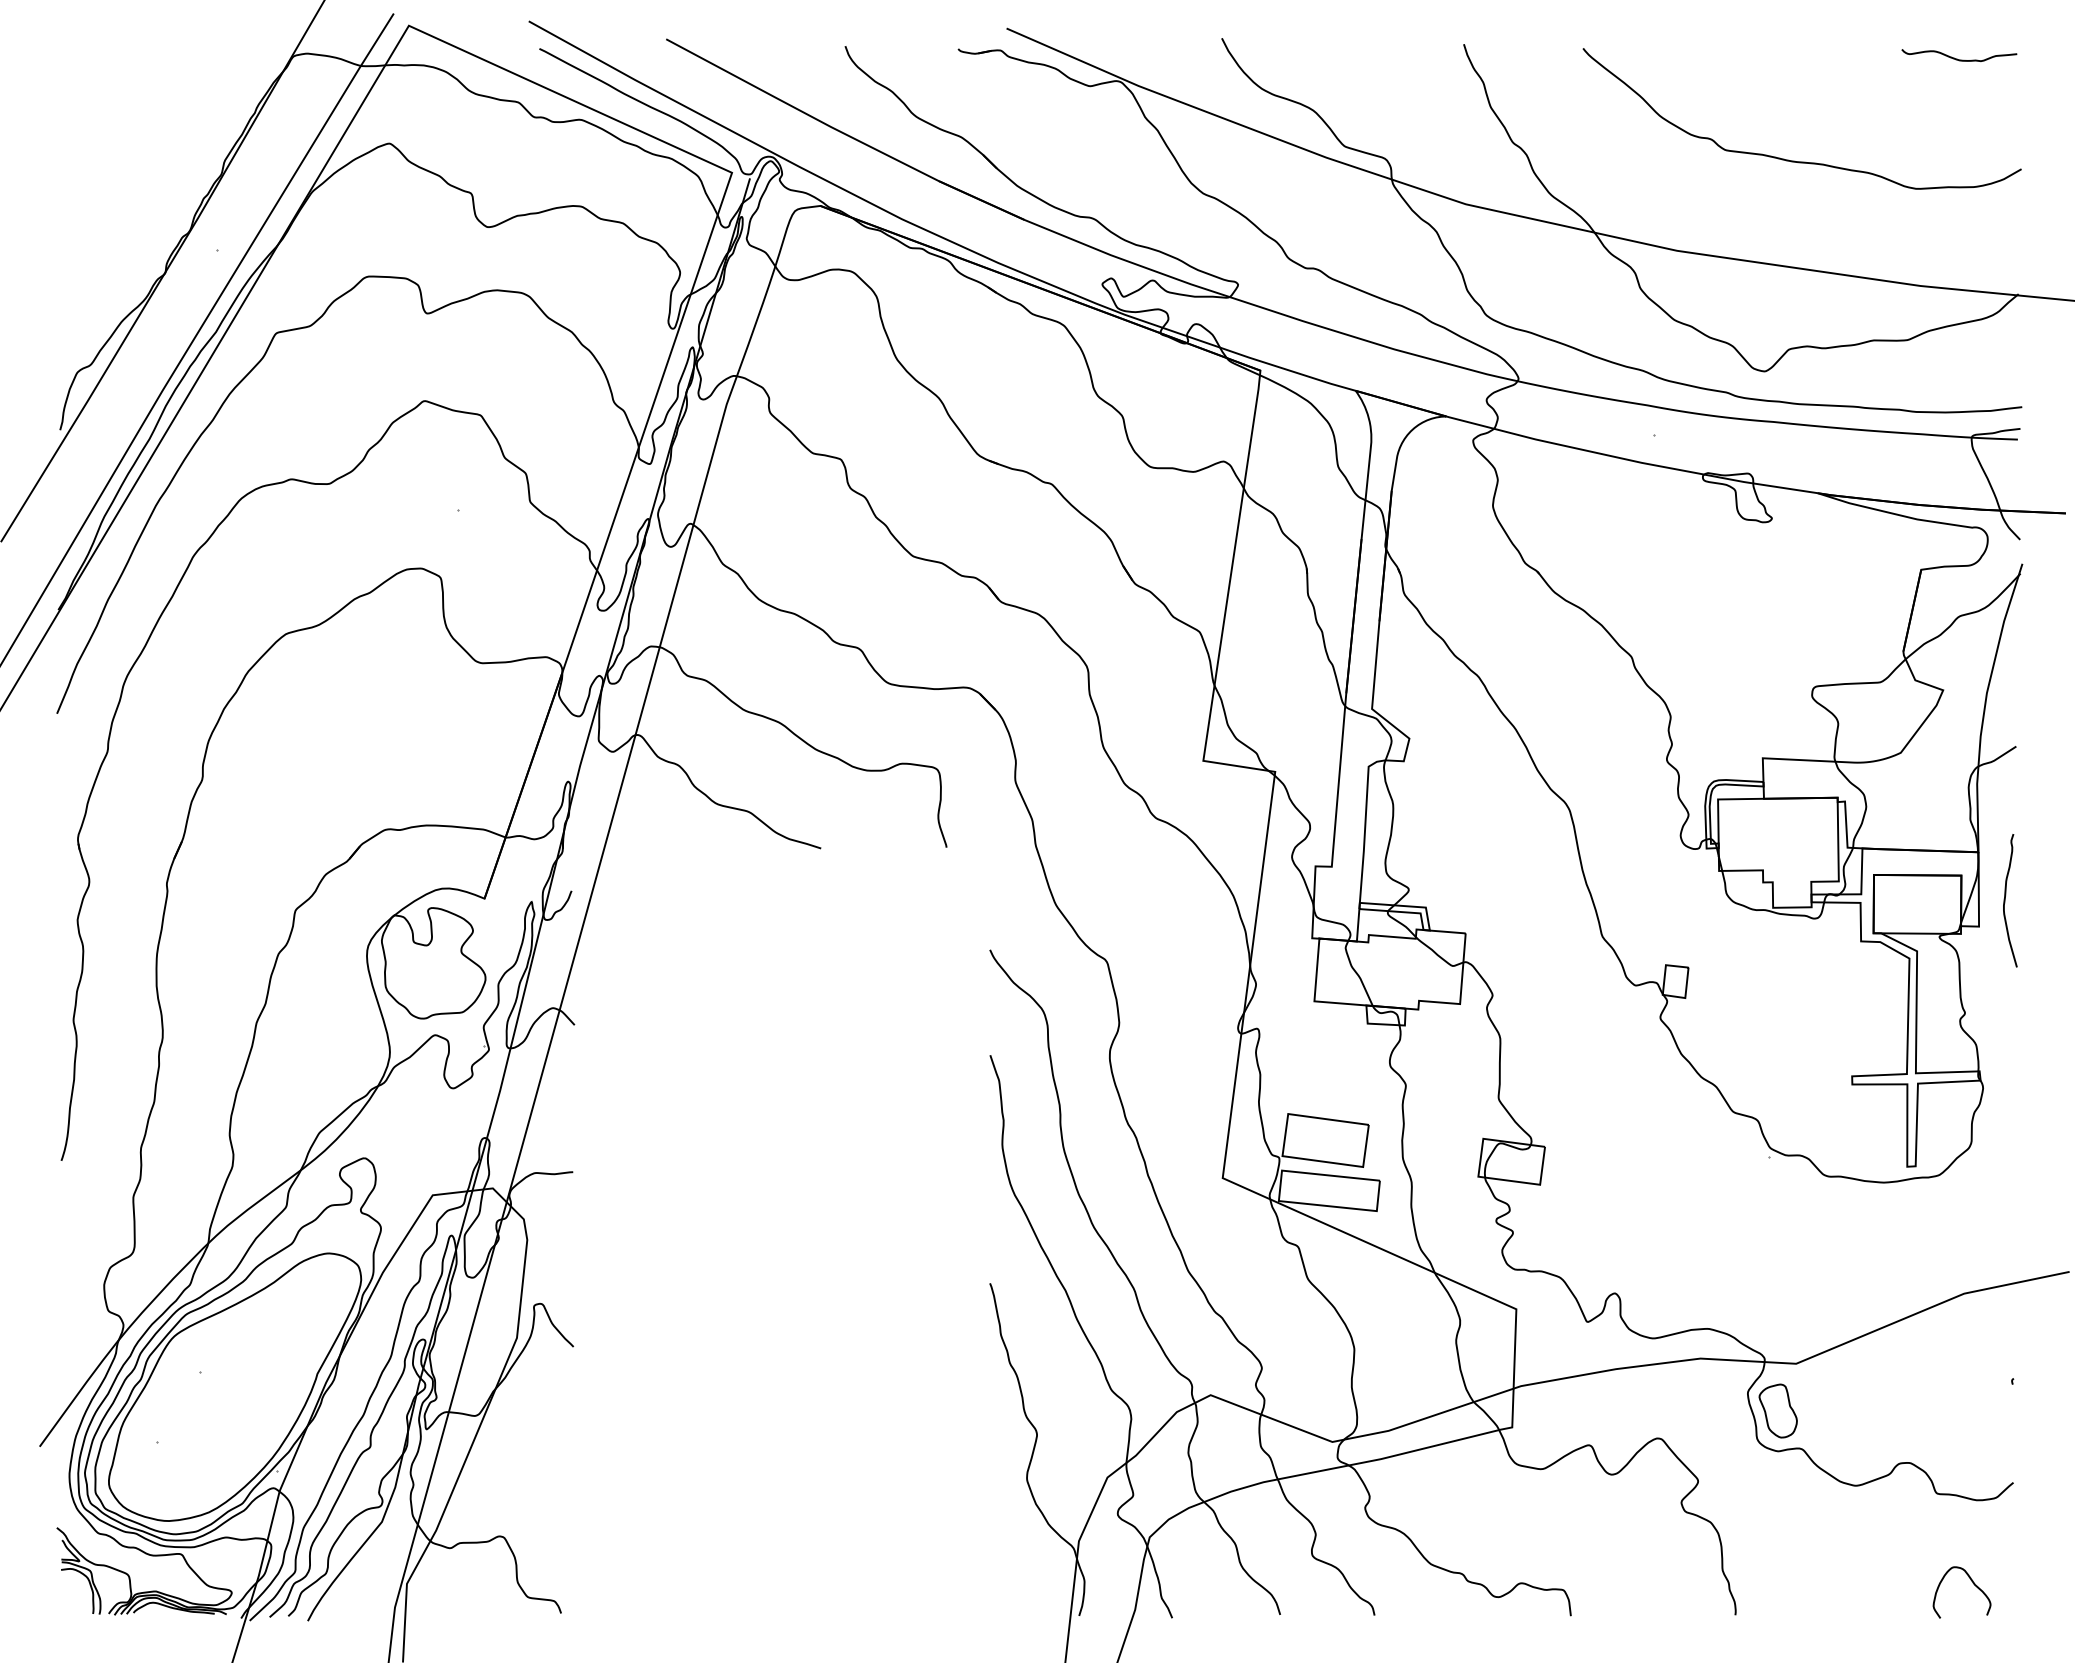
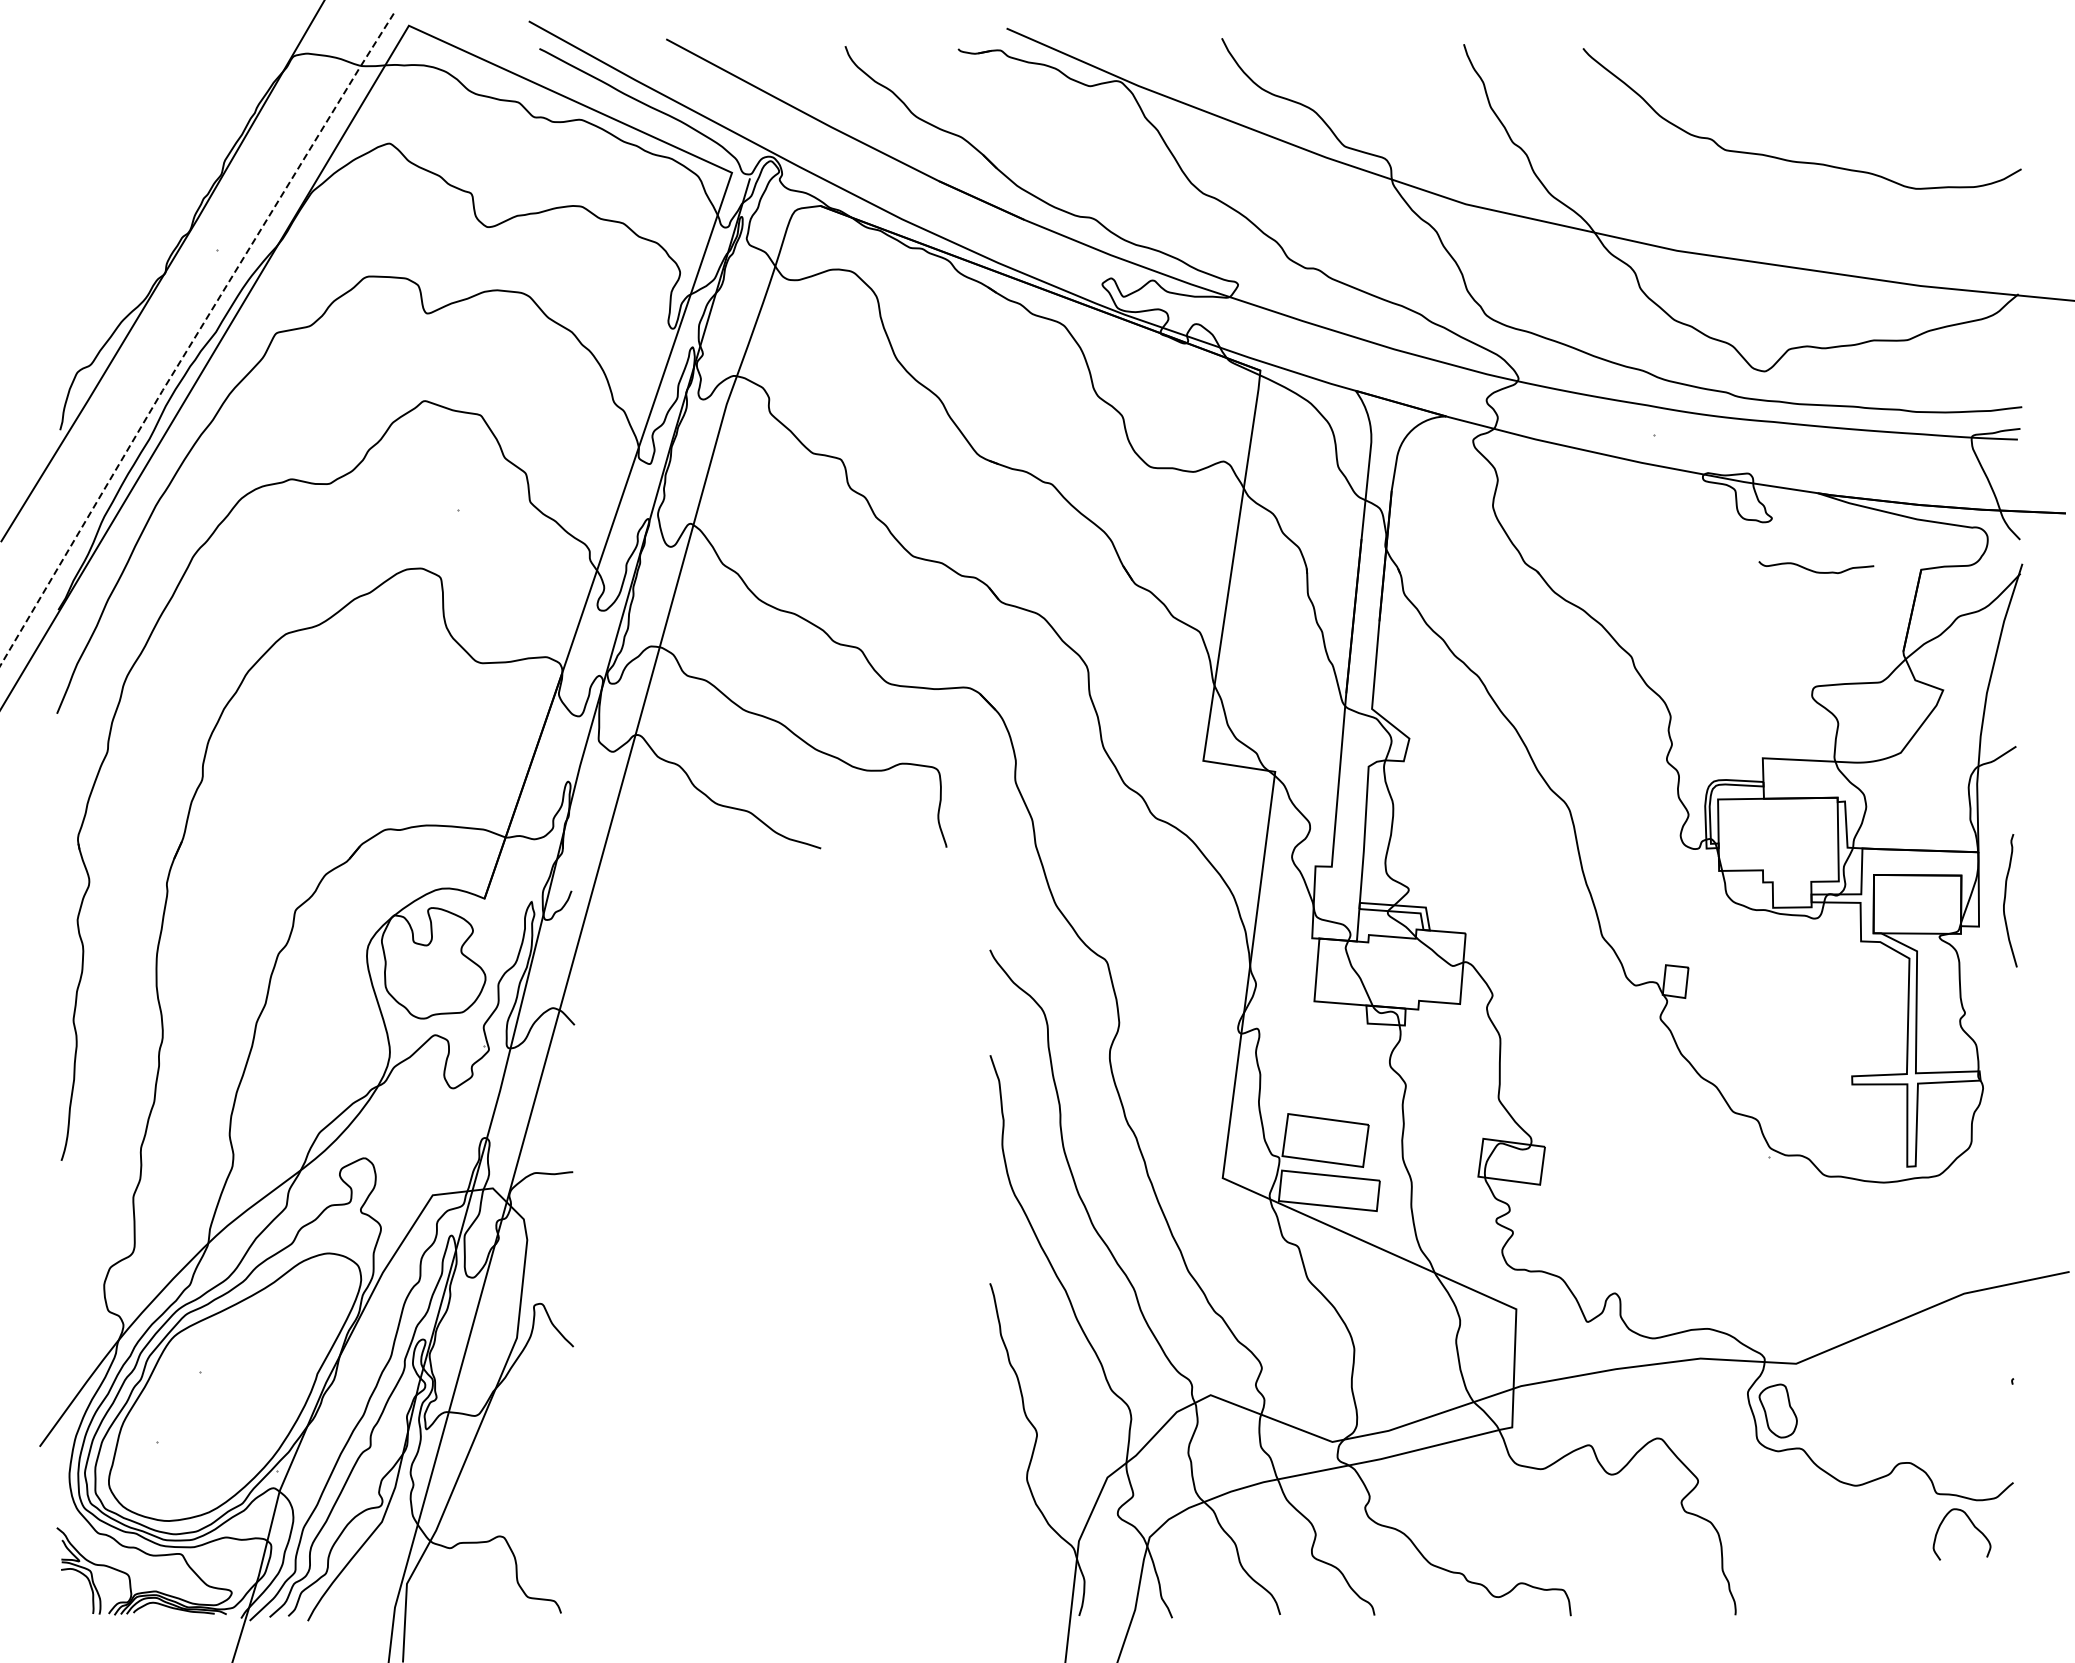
curve position: (1957, 58) -> (1814, 570) (1814, 570)
line: solid -> dashed (194, 338)
curve position: (1972, 1583) -> (1972, 1525) (1972, 1525)
